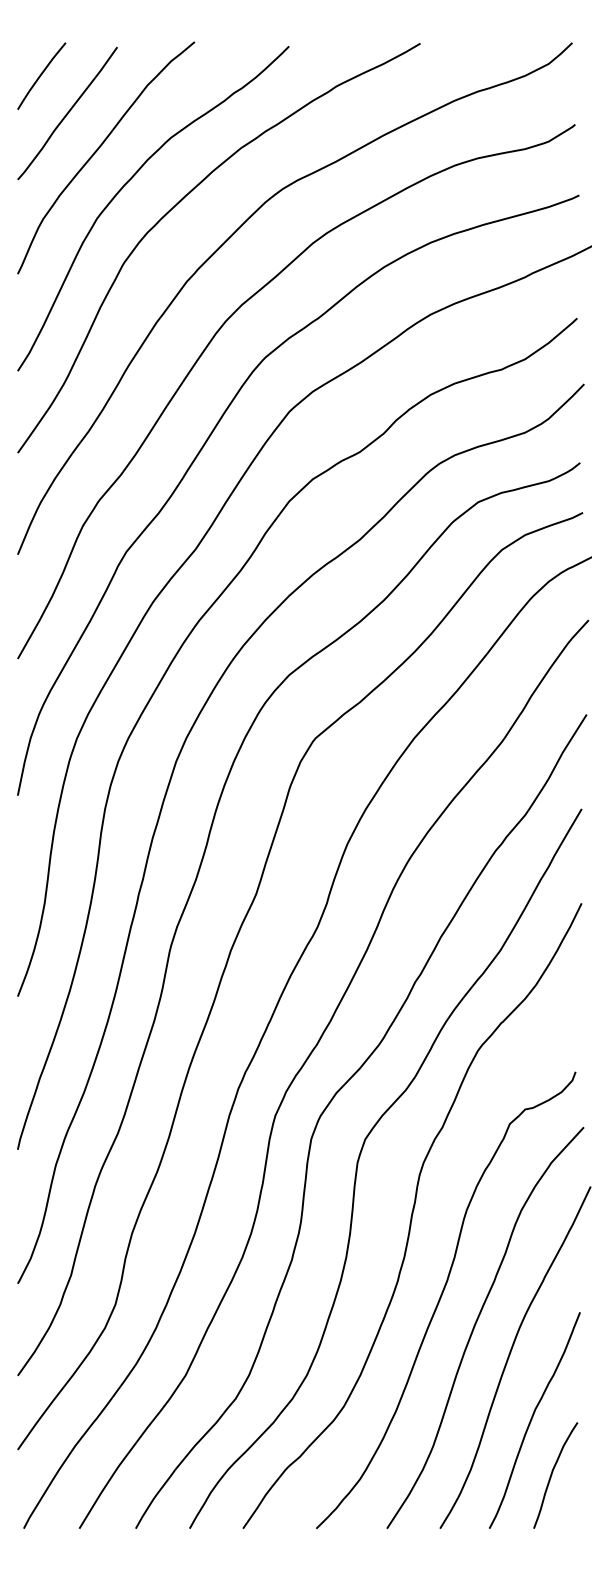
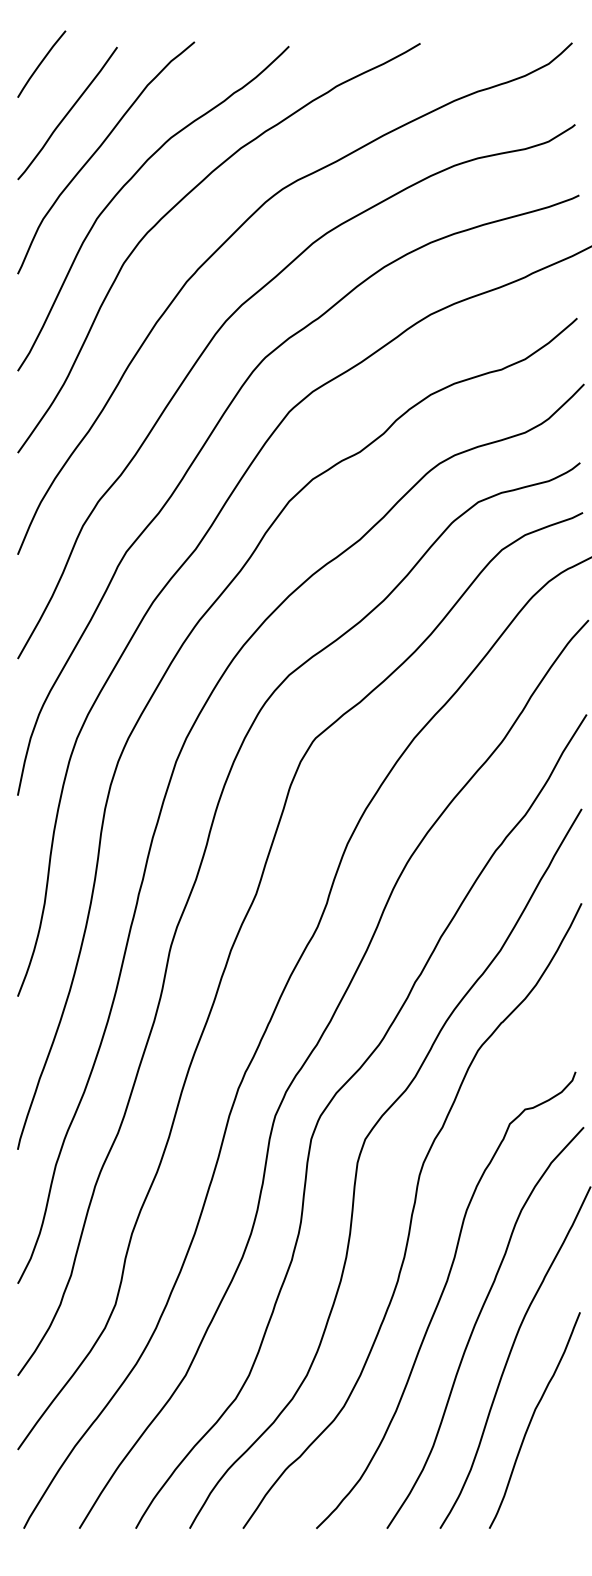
curve position: (41, 75) -> (41, 63) (41, 63)
curve: present -> none (552, 1475)
